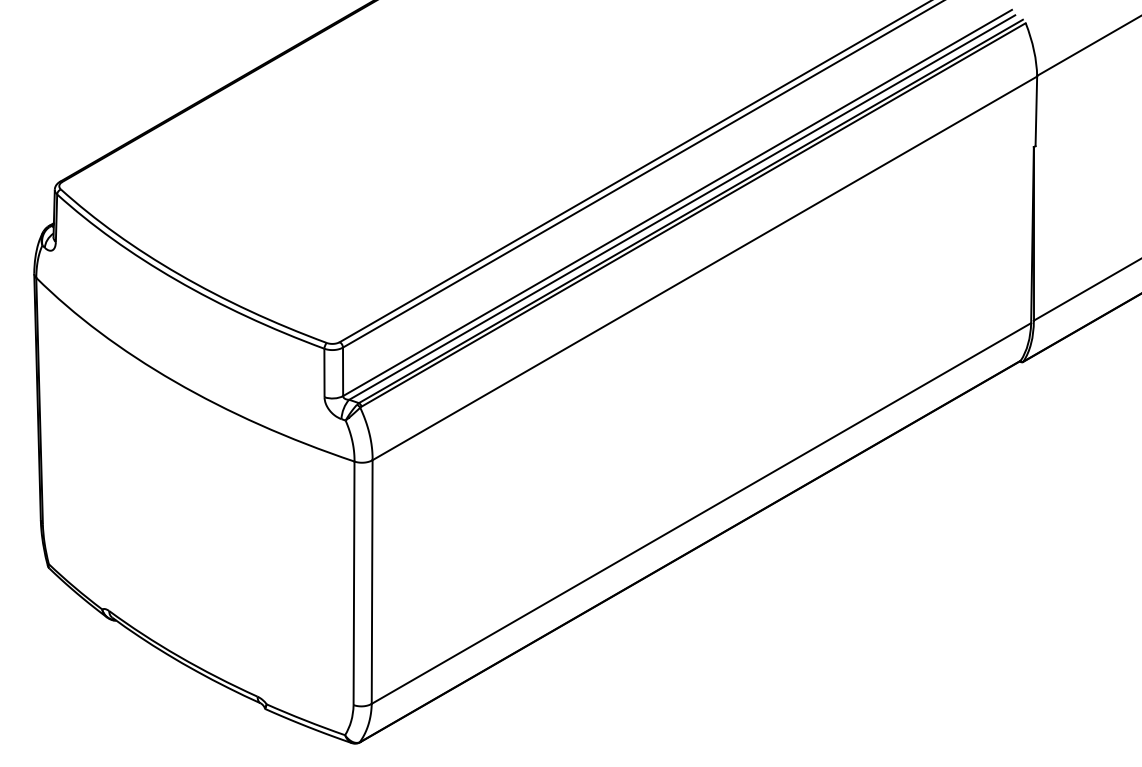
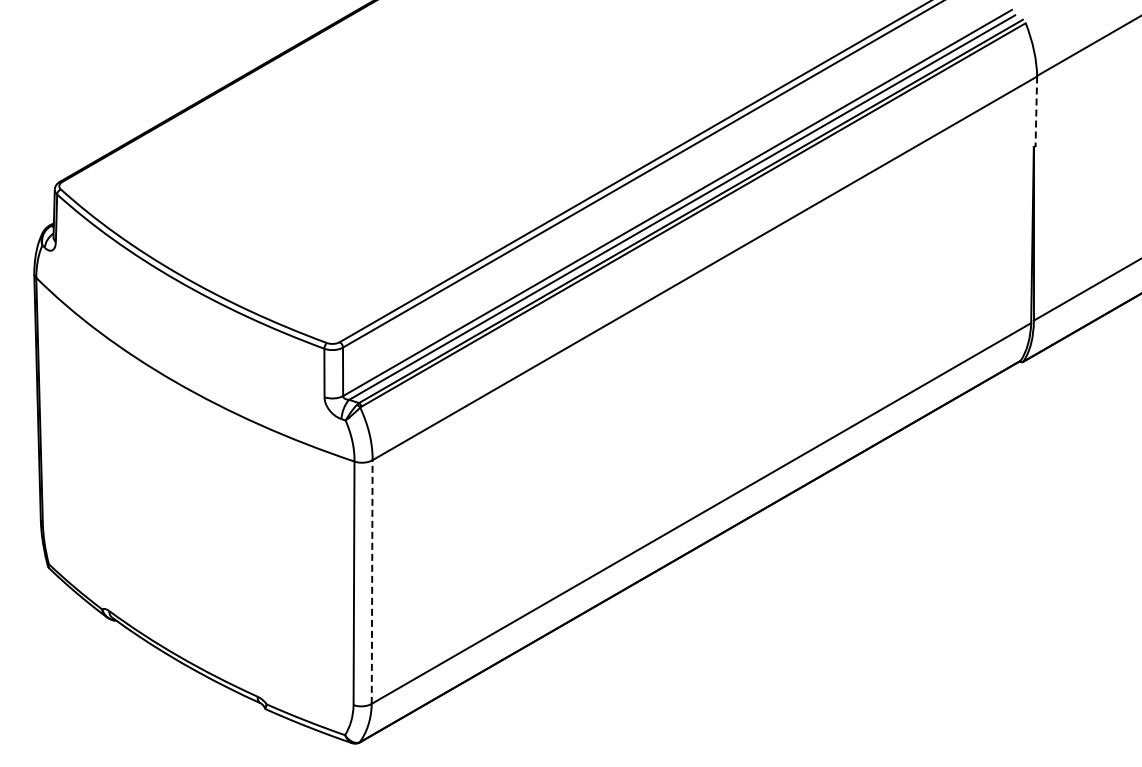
line: solid -> dashed (1036, 111)
line: solid -> dashed (372, 582)
